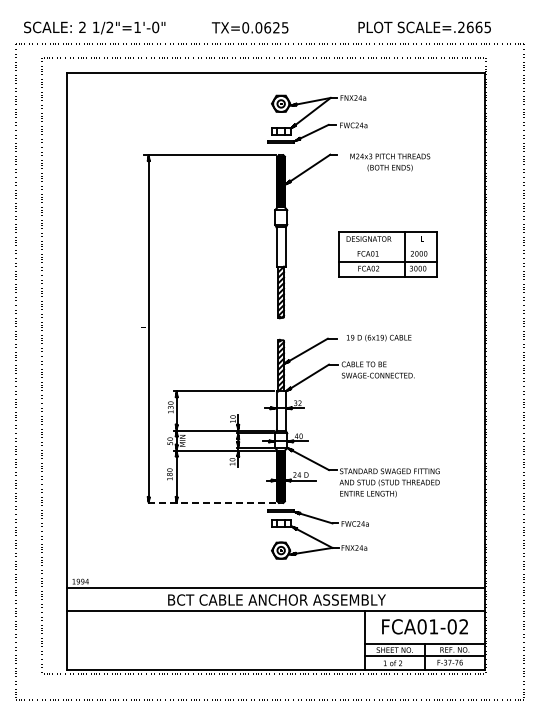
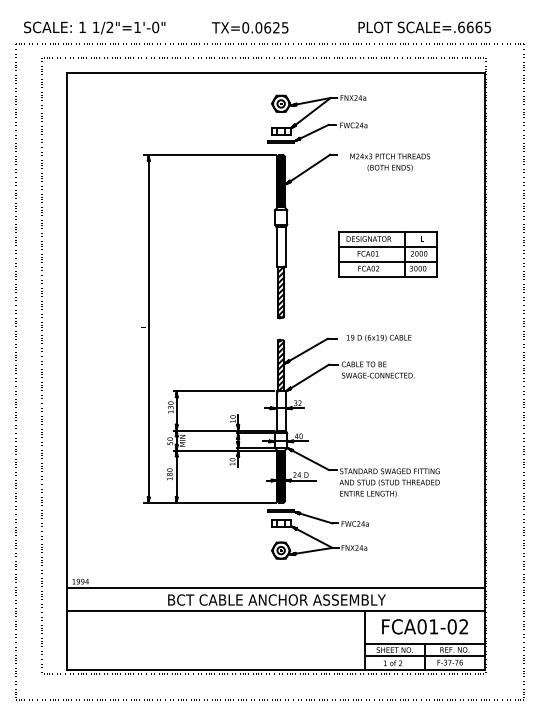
text: 2 -> 1 (82, 26)
text: SCALE=.2665 -> SCALE=.6665 (461, 27)
line: none -> present (387, 246)
line: dashed -> solid (209, 502)
